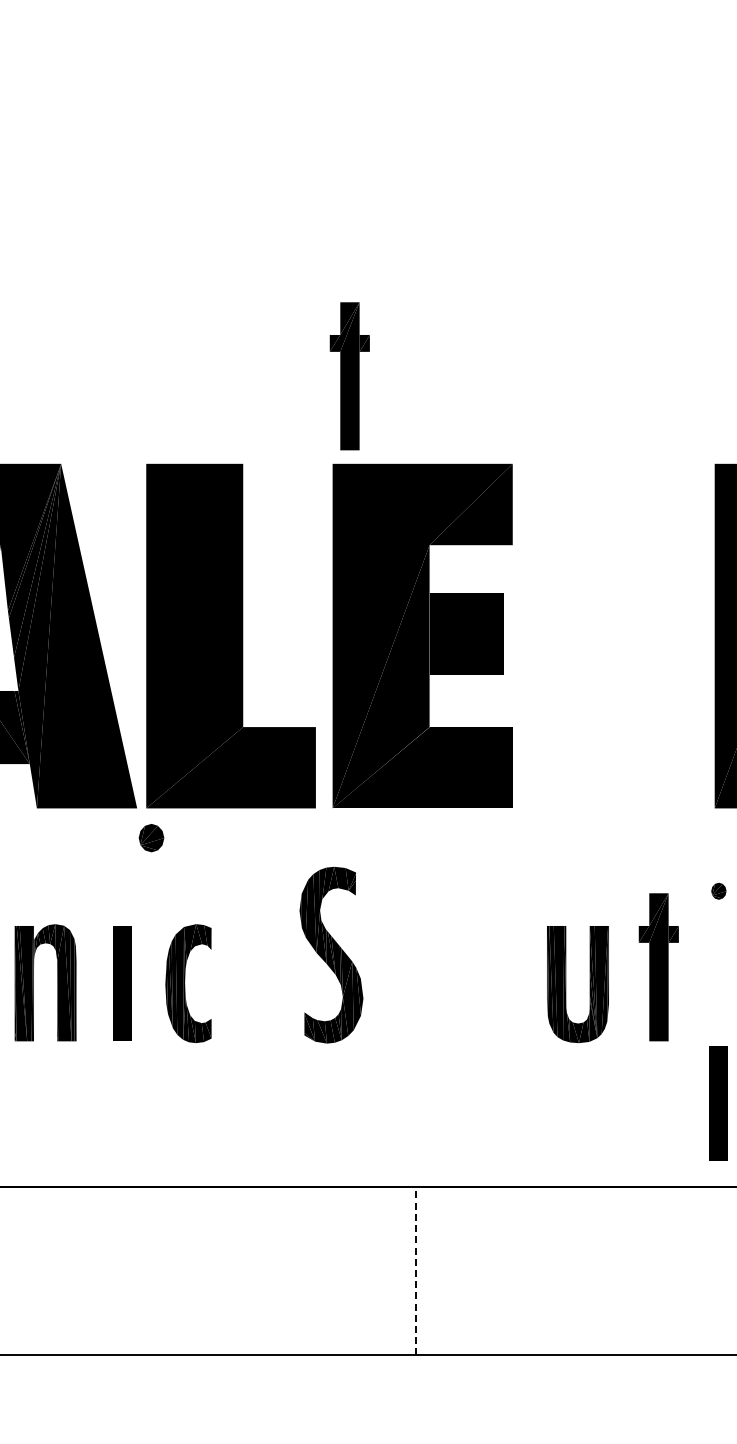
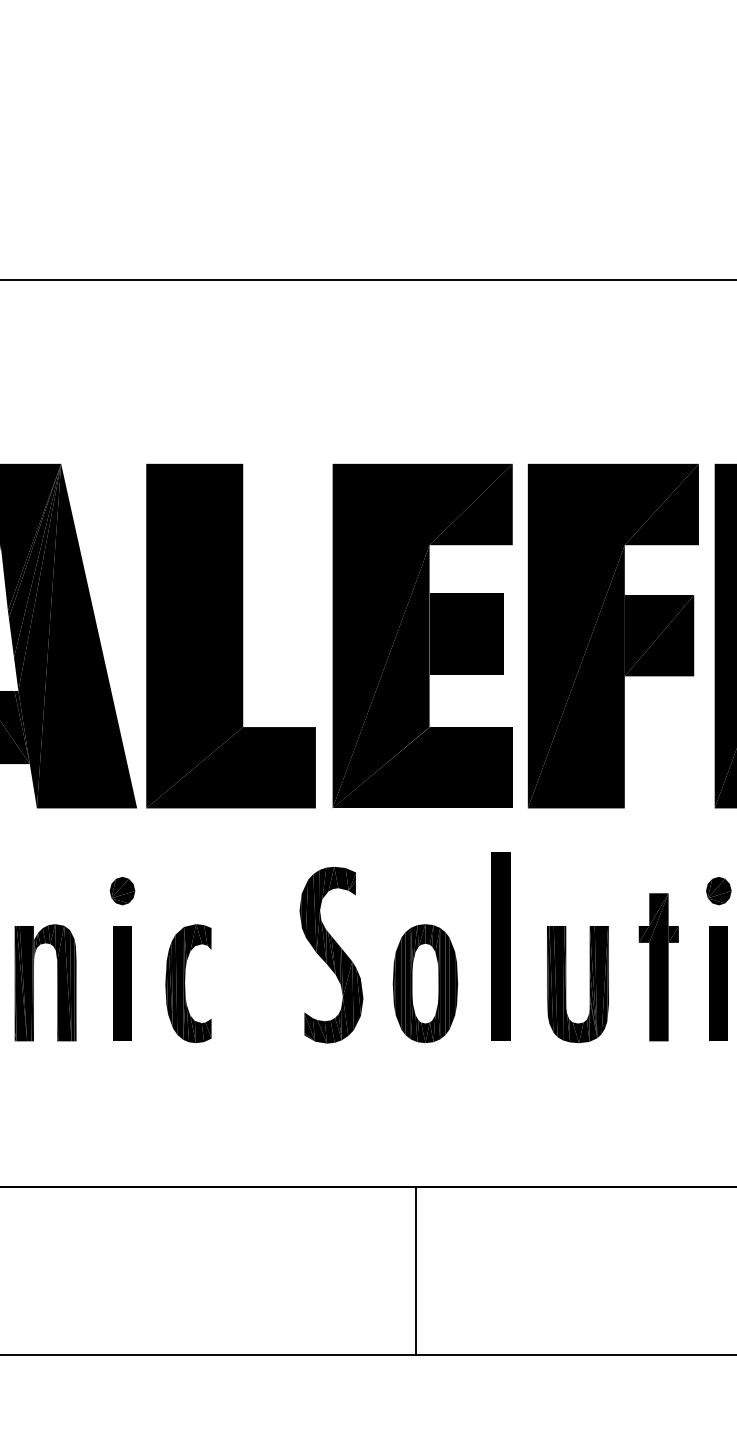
line: none -> present (367, 279)
part: present -> none (349, 376)
part: none -> present (612, 635)
part position: (151, 838) -> (122, 891) (122, 891)
part size: 16x18 px -> 26x29 px (718, 891)
part: none -> present (500, 946)
part: none -> present (425, 983)
part position: (718, 1103) -> (718, 983) (718, 983)
line: dashed -> solid (416, 1270)
